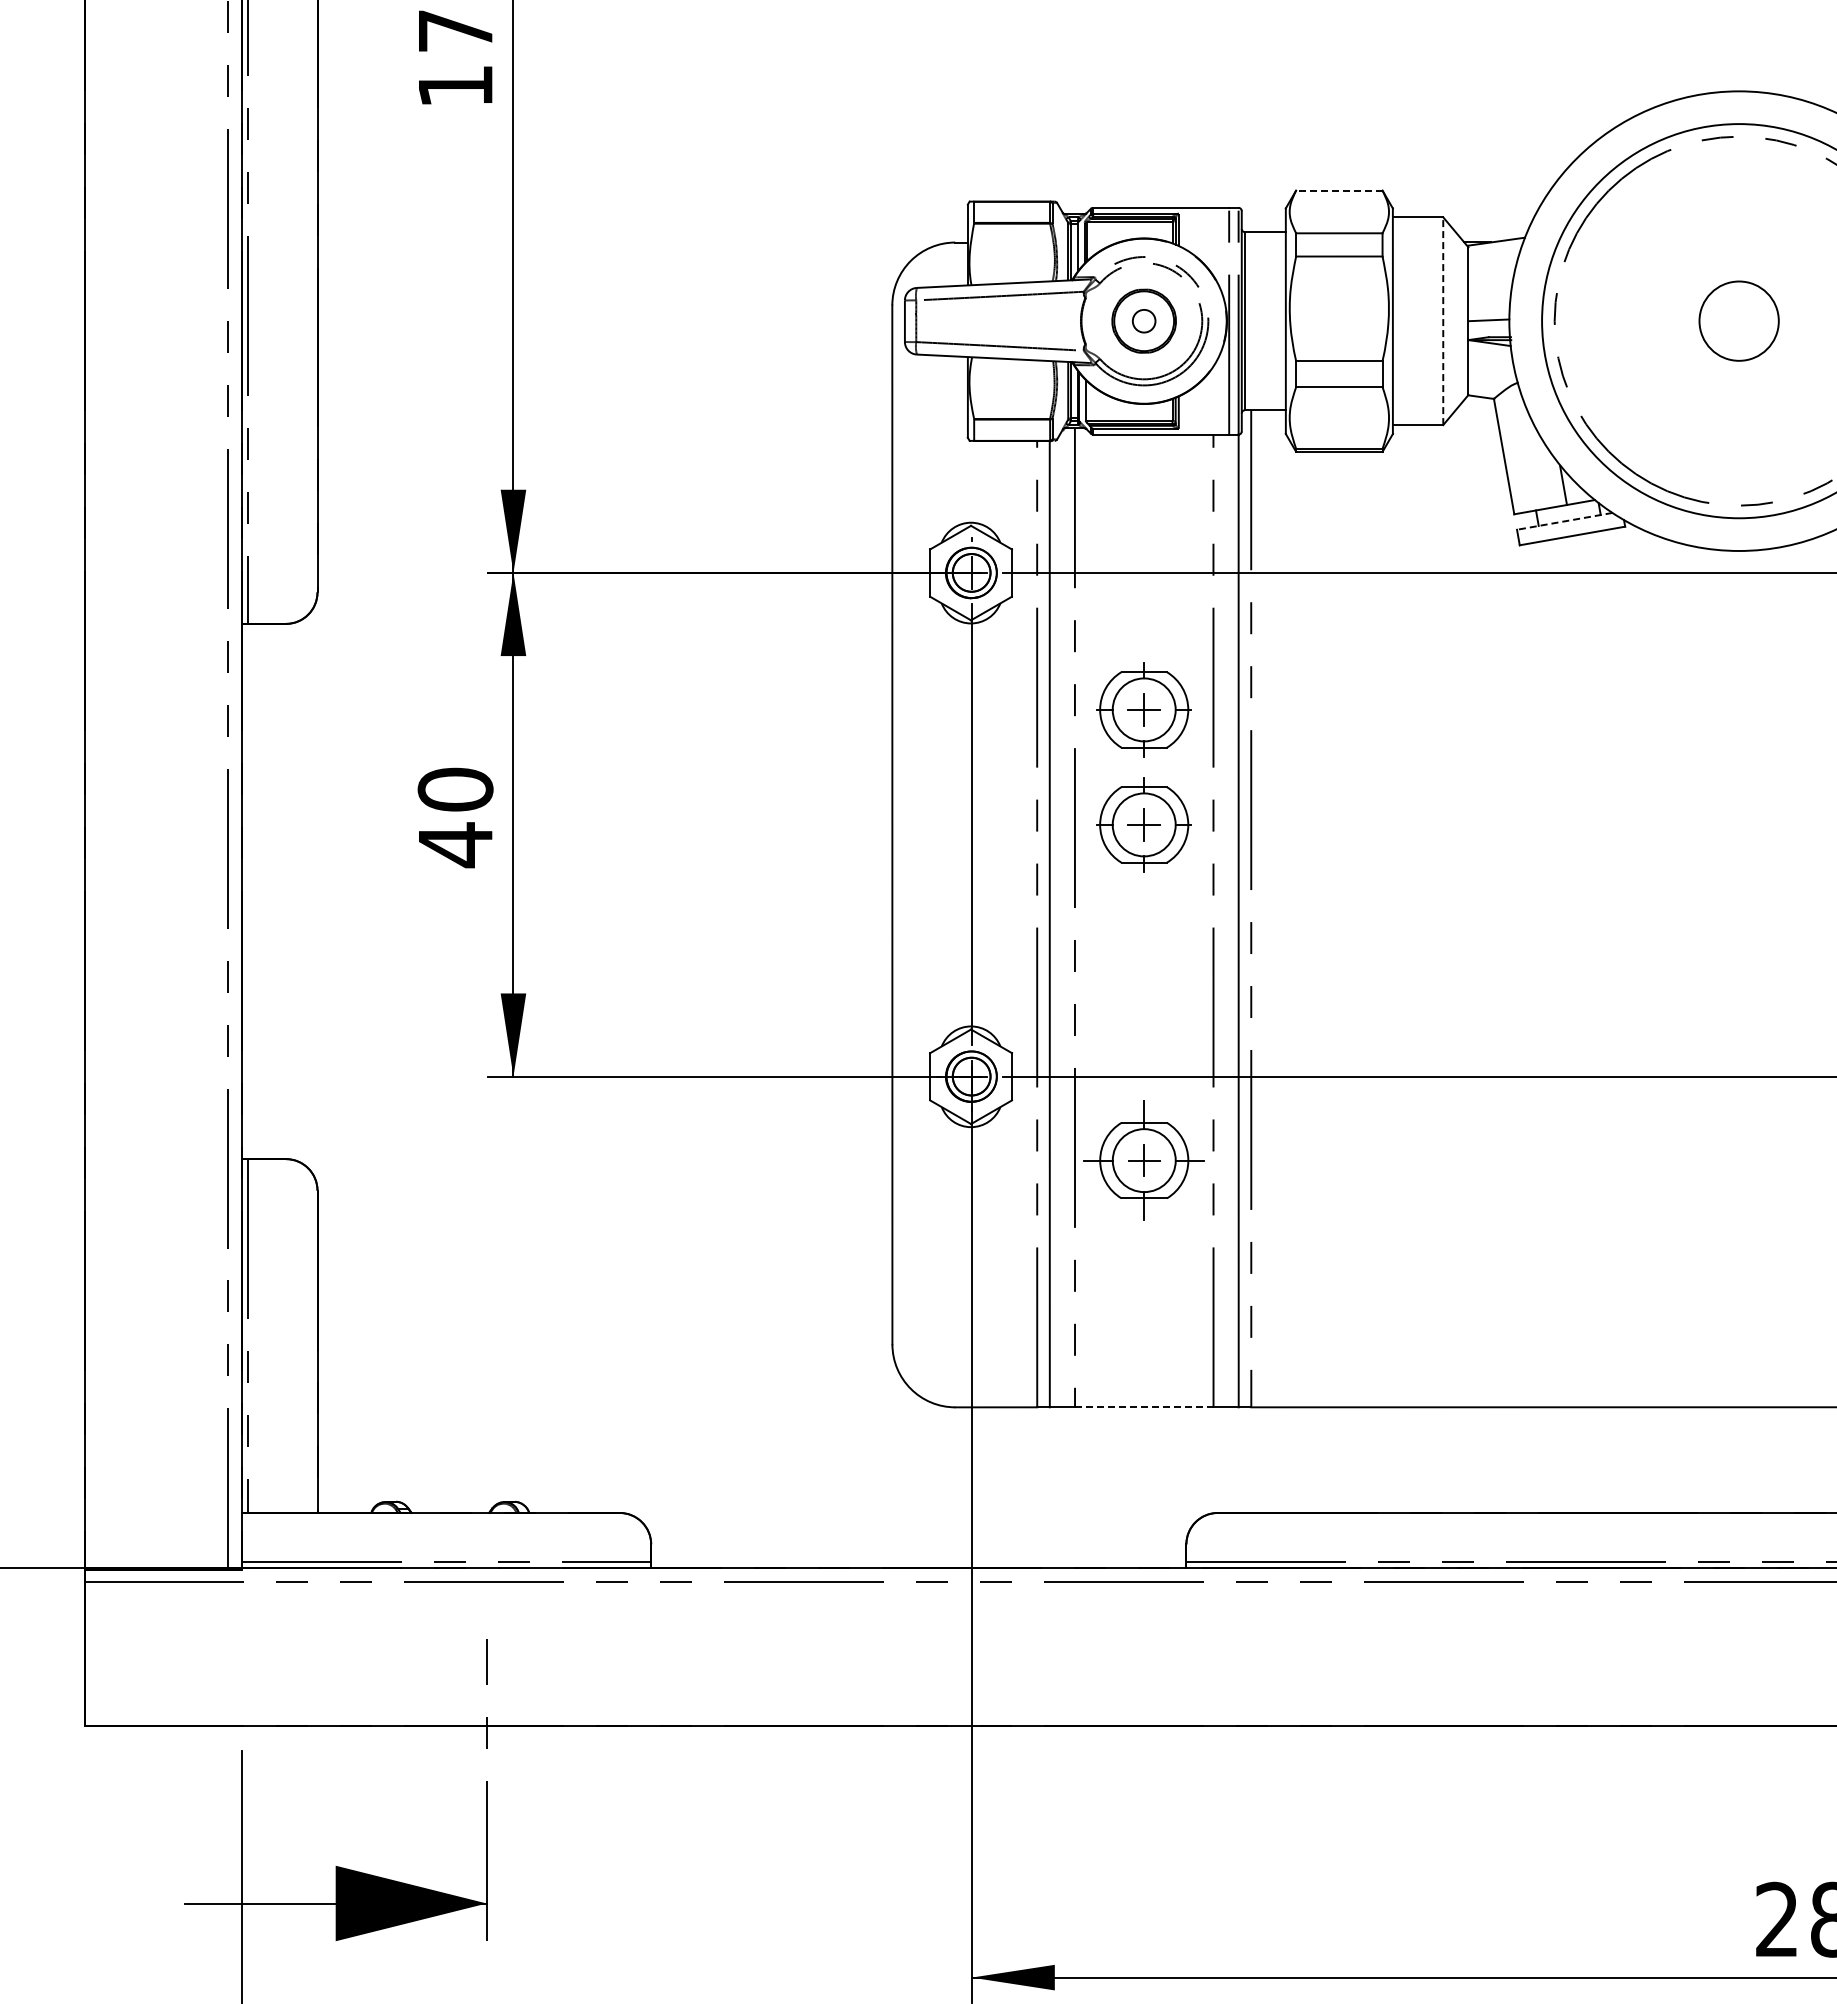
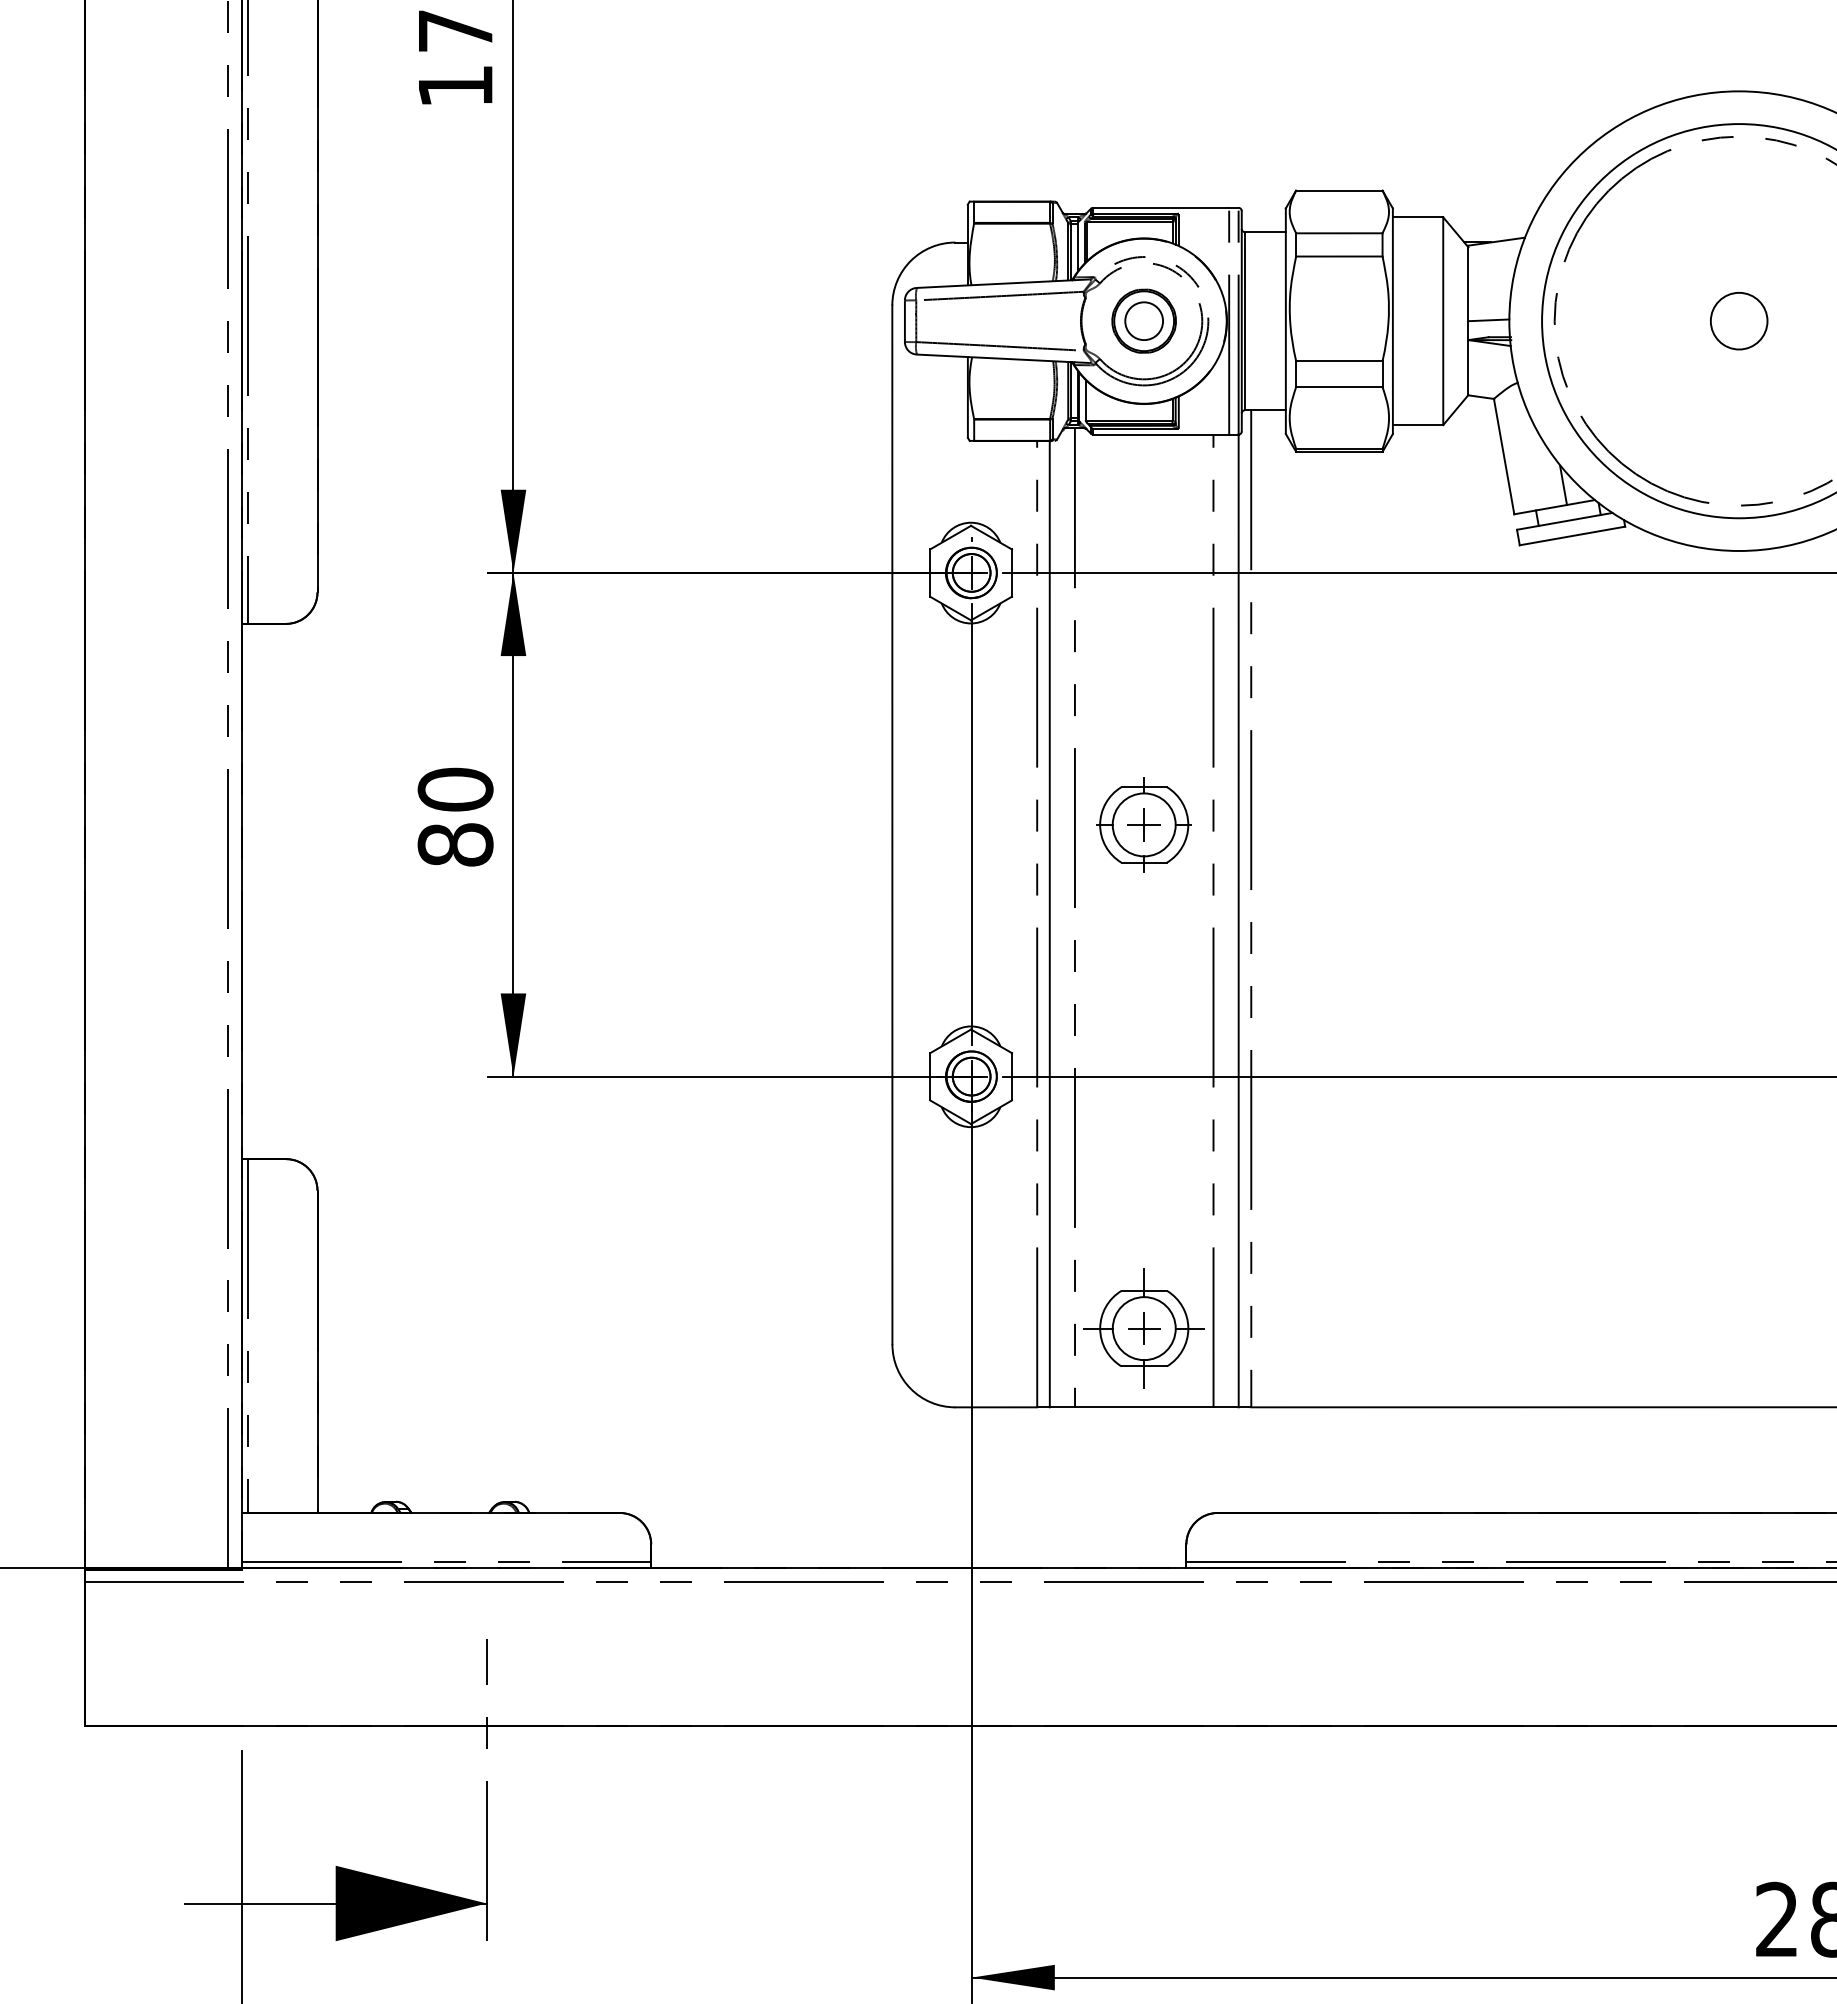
line: dashed -> solid (1338, 190)
circle diameter: 23 px -> 38 px (1144, 321)
circle diameter: 79 px -> 57 px (1738, 320)
line: dashed -> solid (1443, 321)
line: dashed -> solid (1564, 521)
part: present -> none (1143, 709)
text: 40 -> 80 (455, 845)
part position: (1143, 1160) -> (1143, 1328) (1143, 1328)
line: dashed -> solid (1143, 1407)
